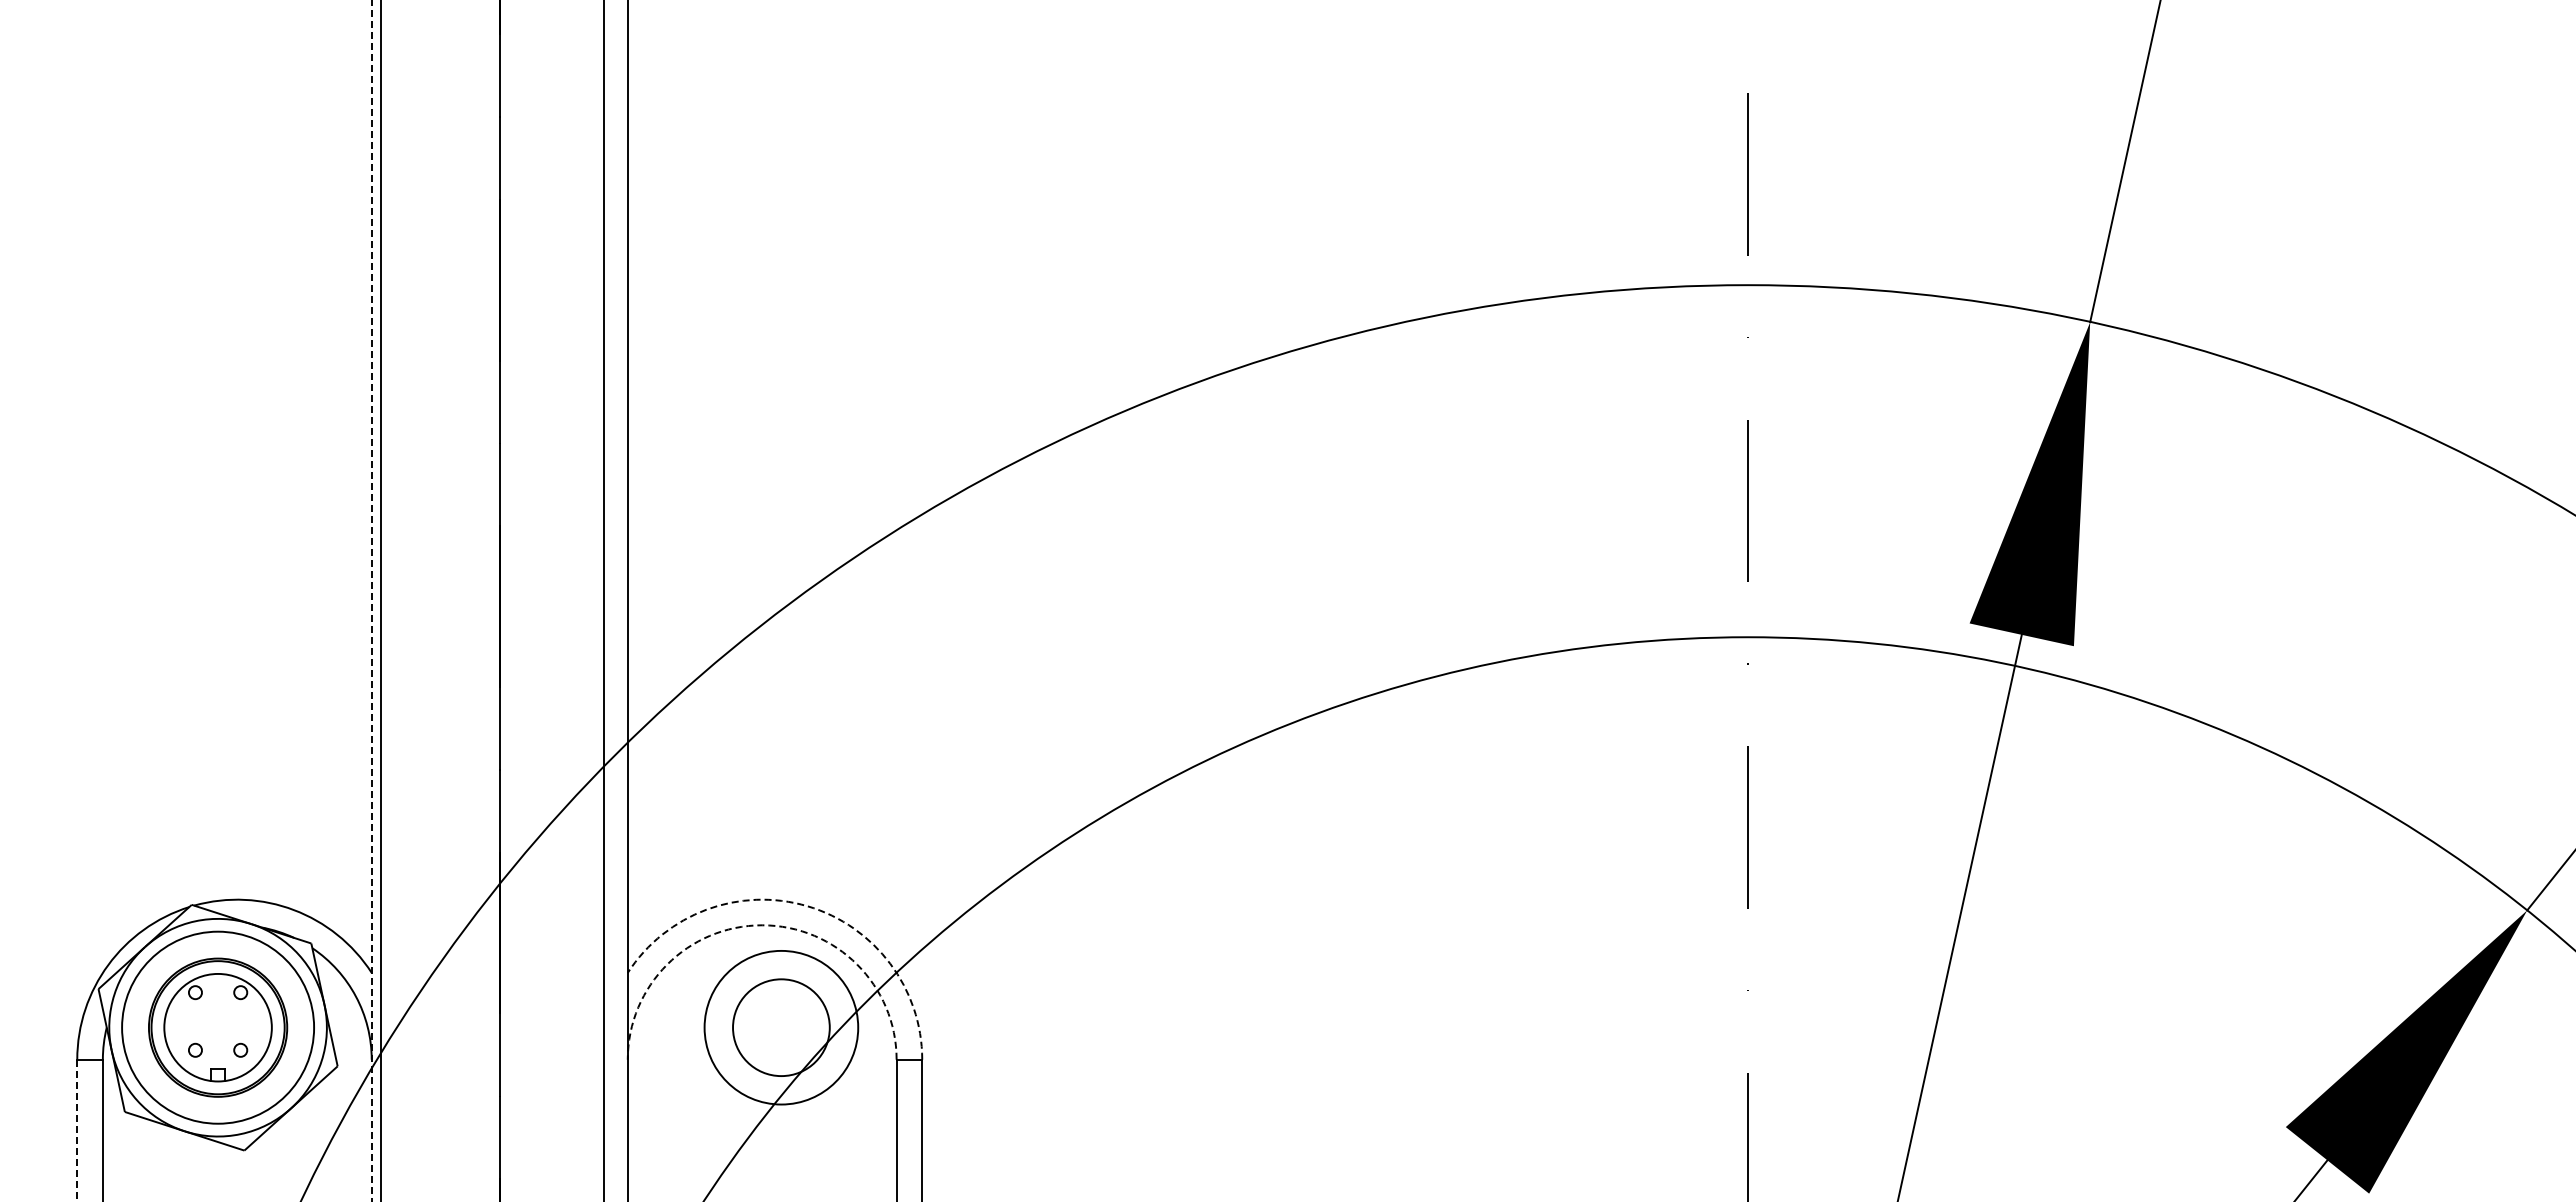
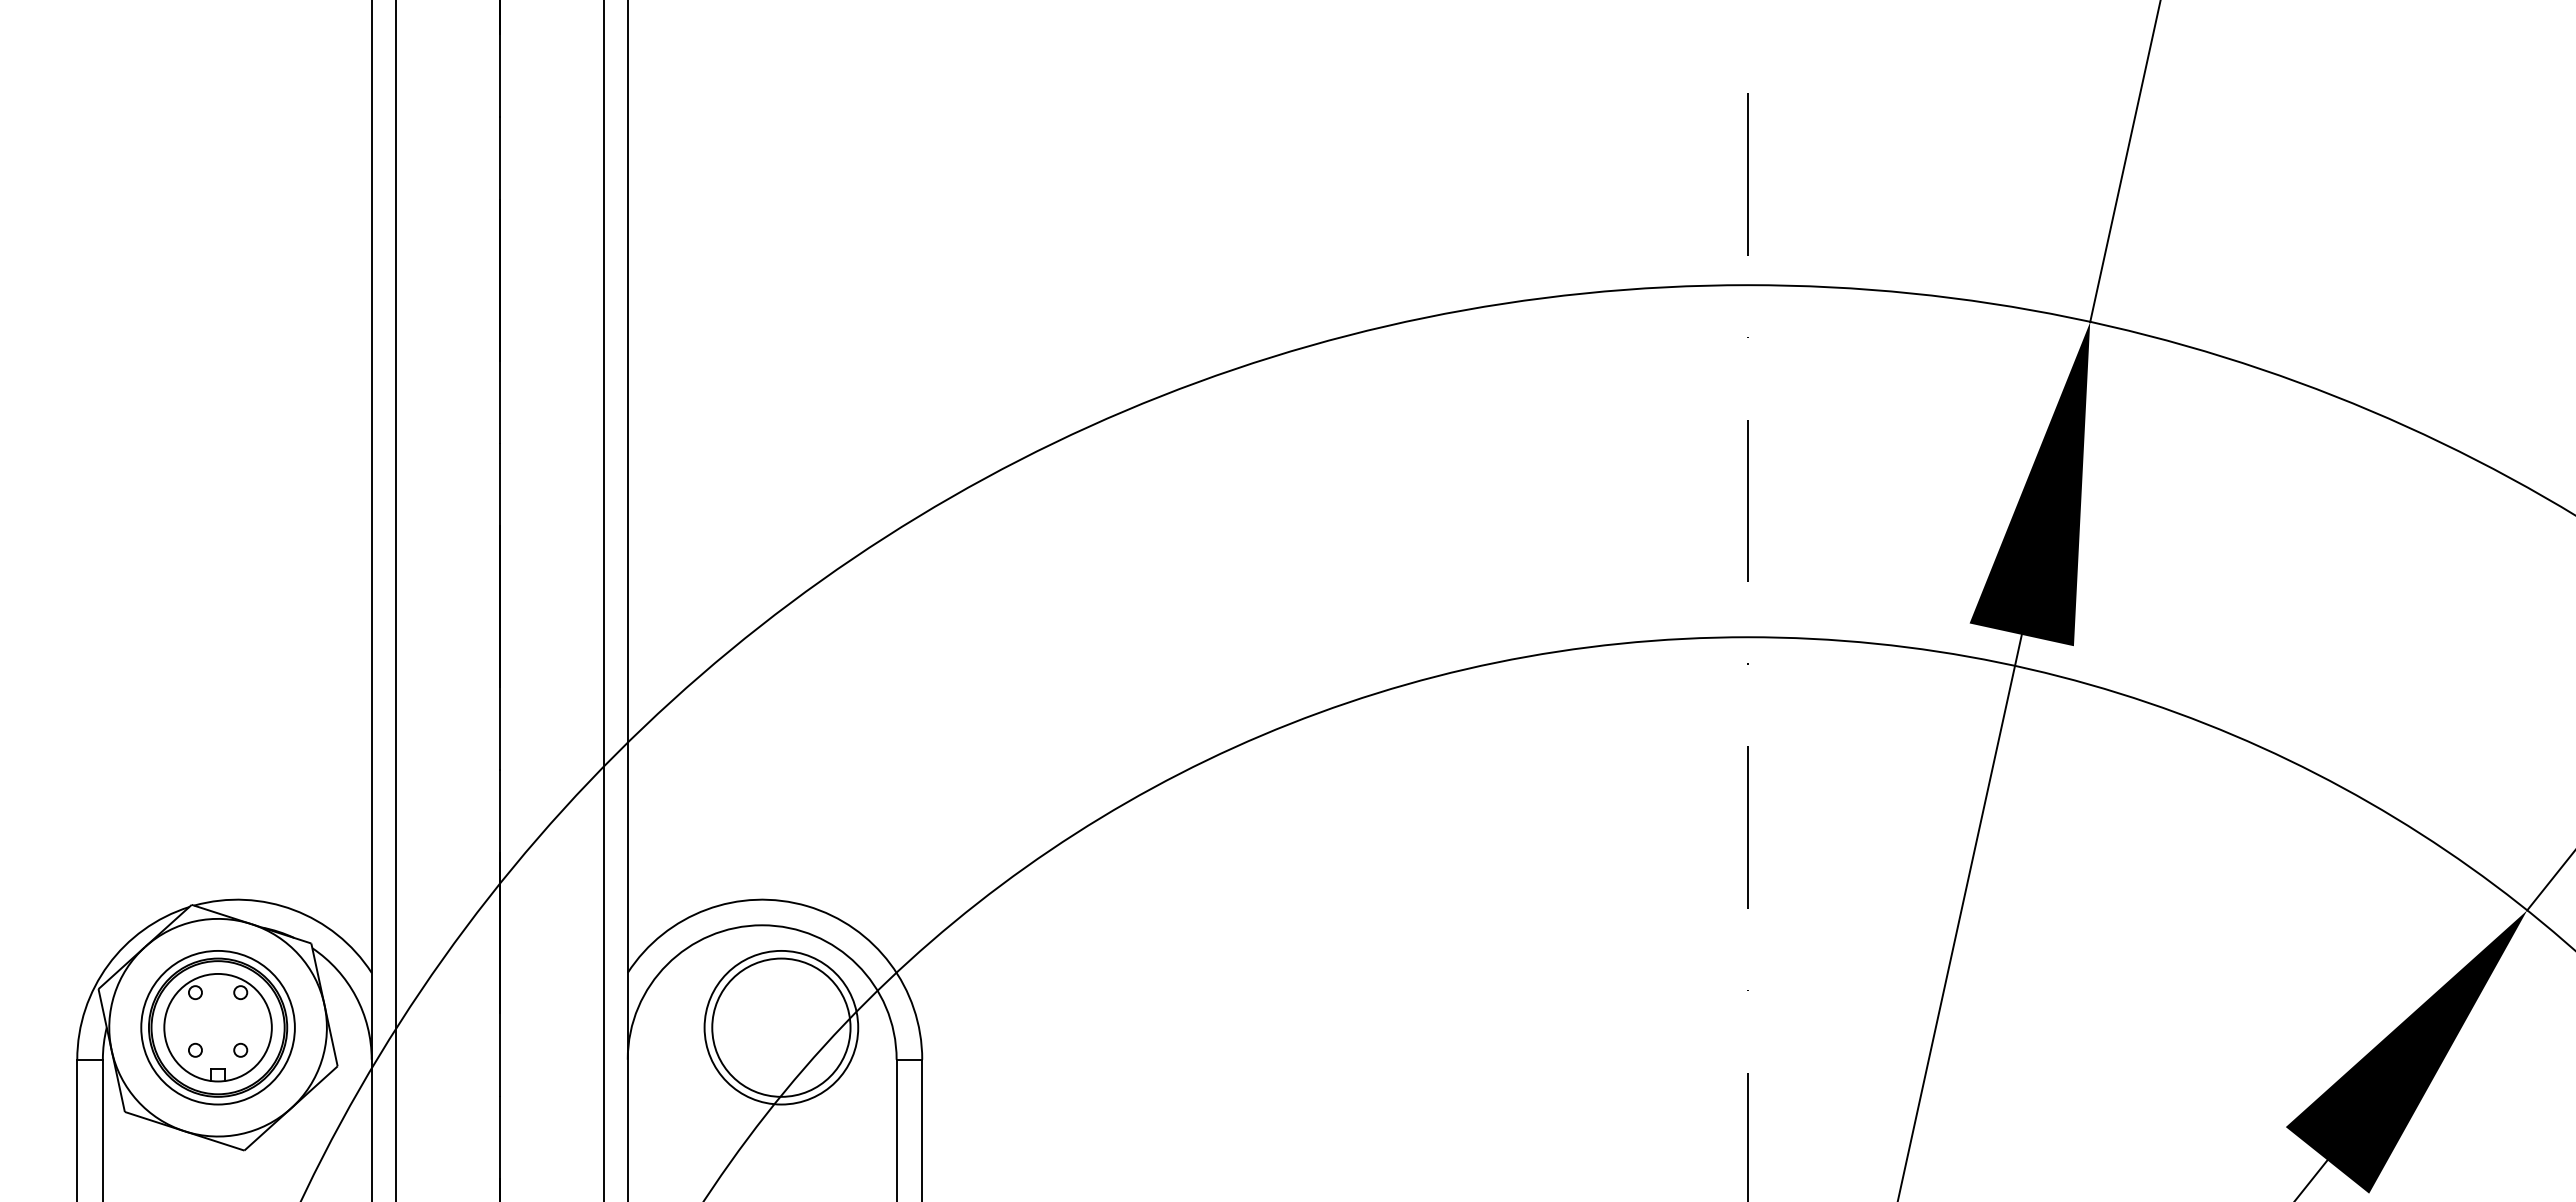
line position: (381, 600) -> (396, 600) (396, 600)
line: dashed -> solid (371, 601)
arc: dashed -> solid (807, 906)
arc: dashed -> solid (762, 925)
circle diameter: 192 px -> 154 px (217, 1027)
circle diameter: 97 px -> 138 px (781, 1027)
line: dashed -> solid (77, 1130)
